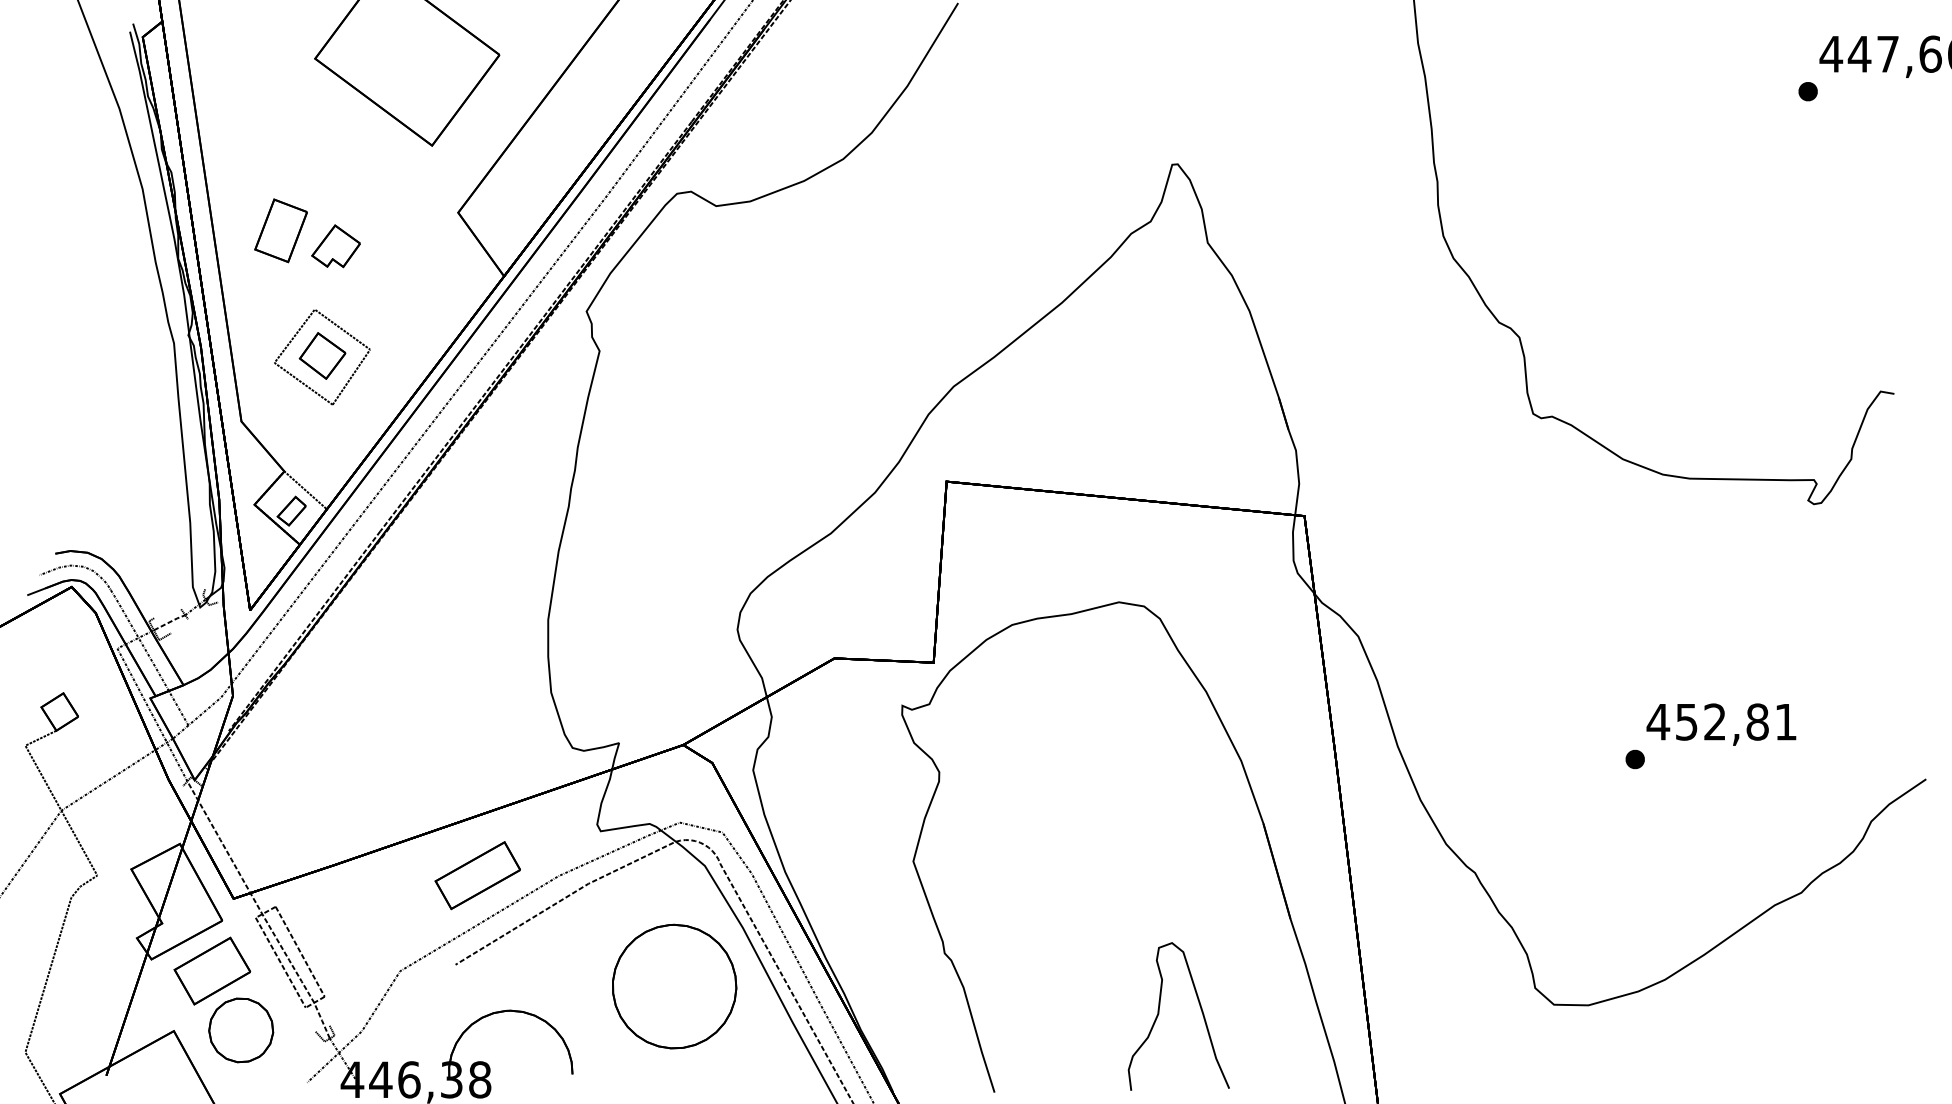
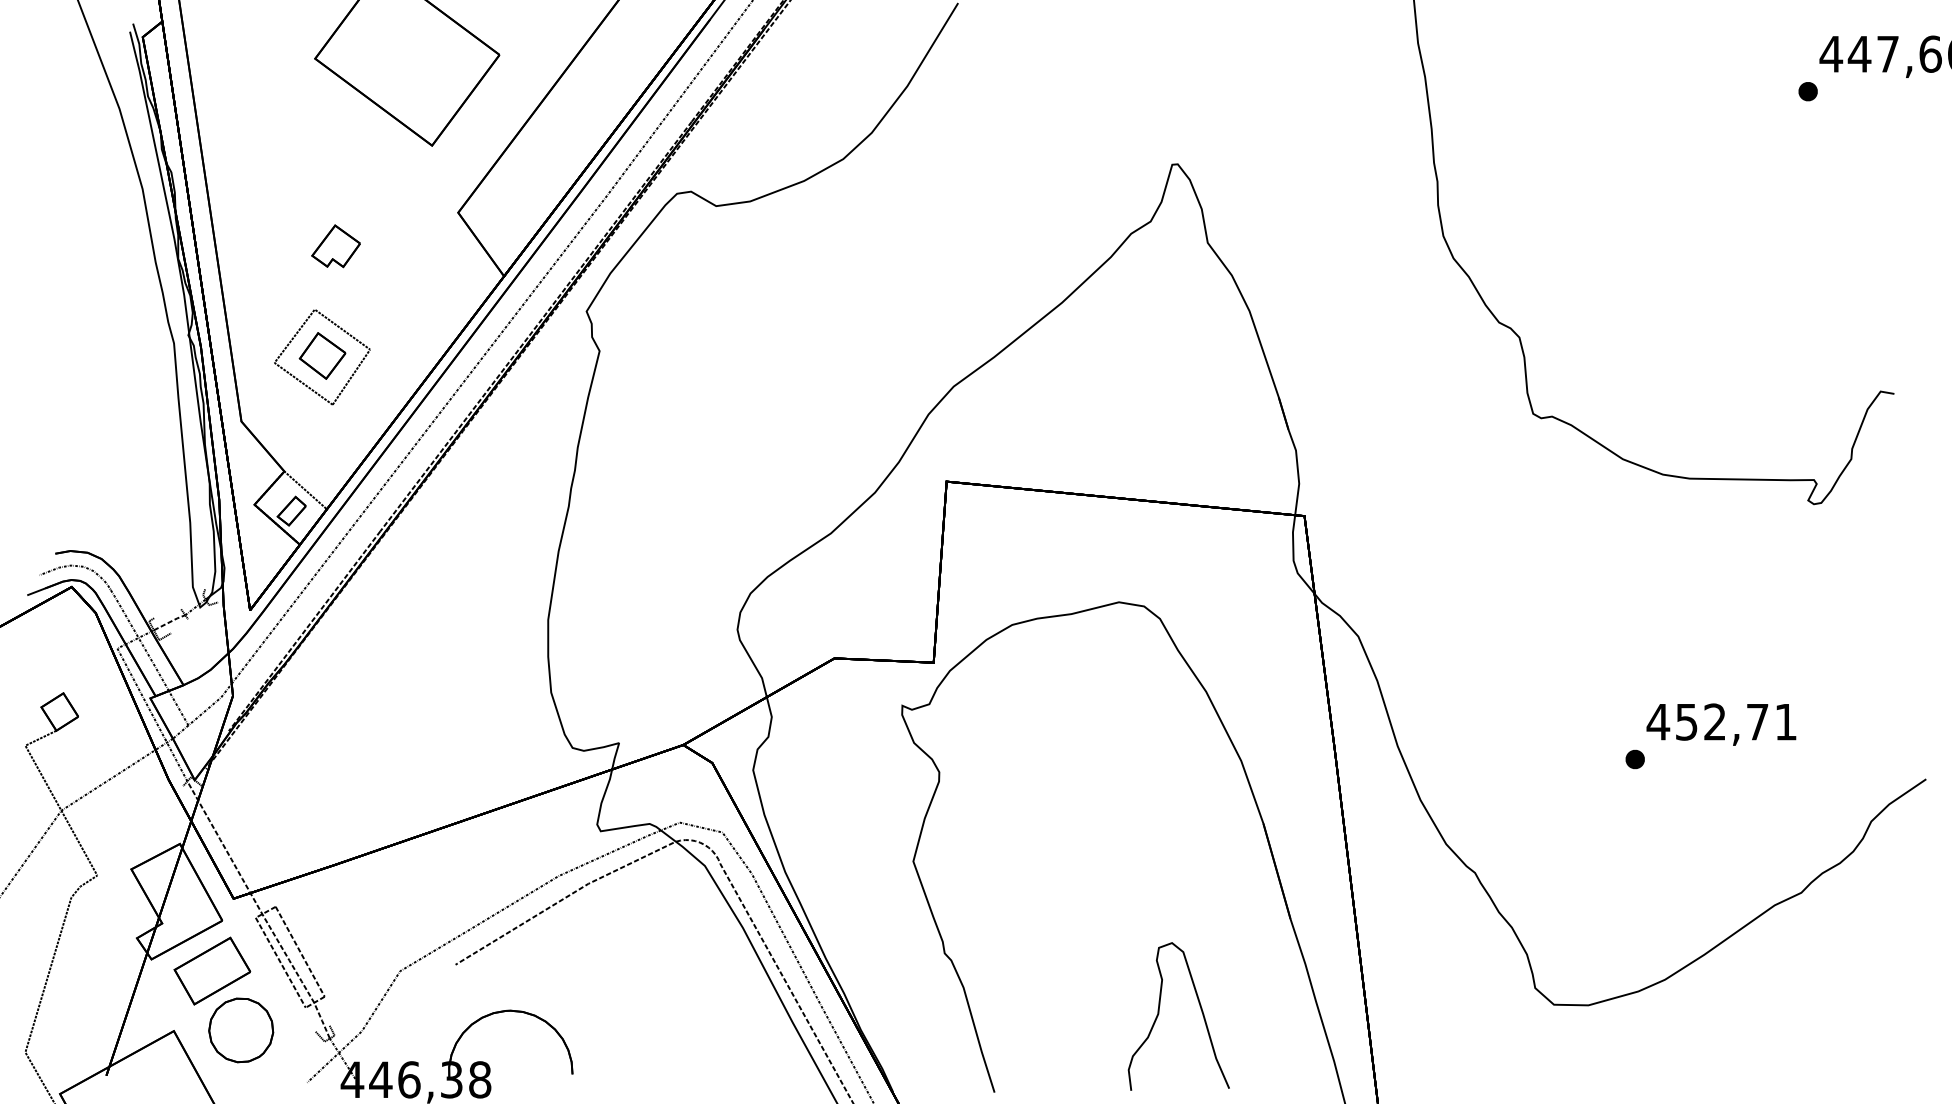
part: present -> none (280, 230)
text: 452,81 -> 452,71 (1757, 721)
part: present -> none (477, 875)
part: present -> none (674, 986)
